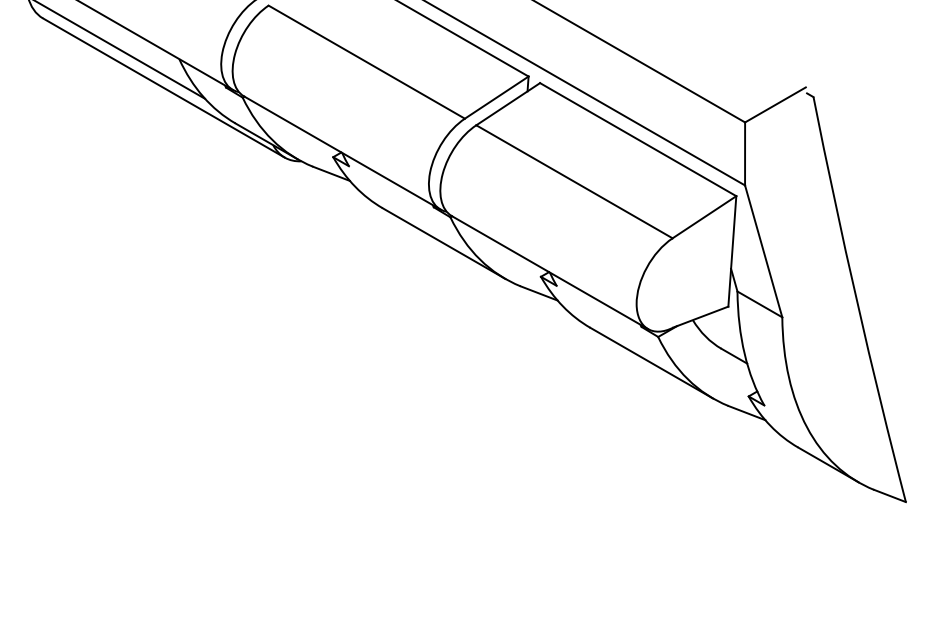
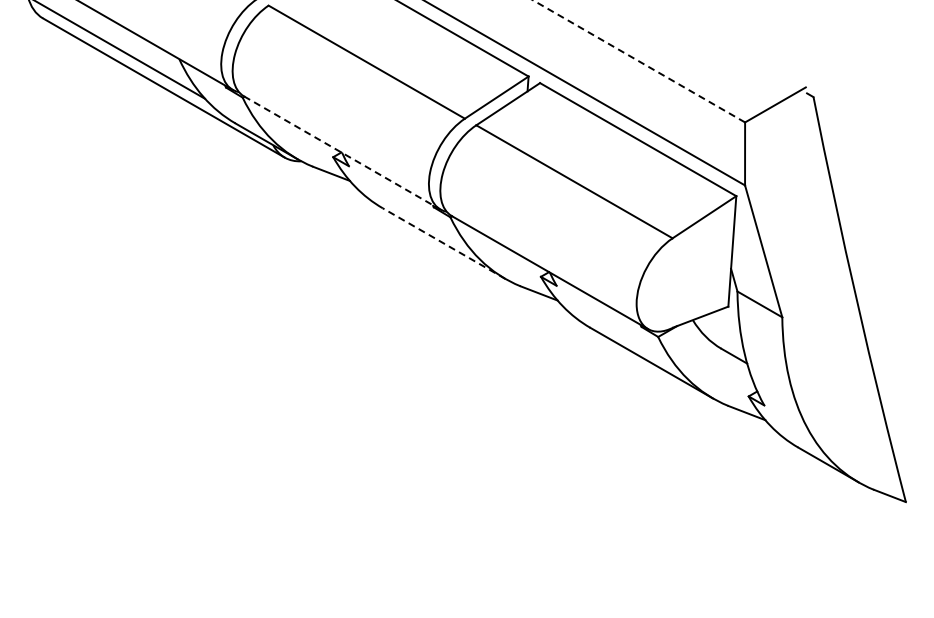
line: solid -> dashed (638, 61)
line: solid -> dashed (342, 153)
line: solid -> dashed (444, 243)
